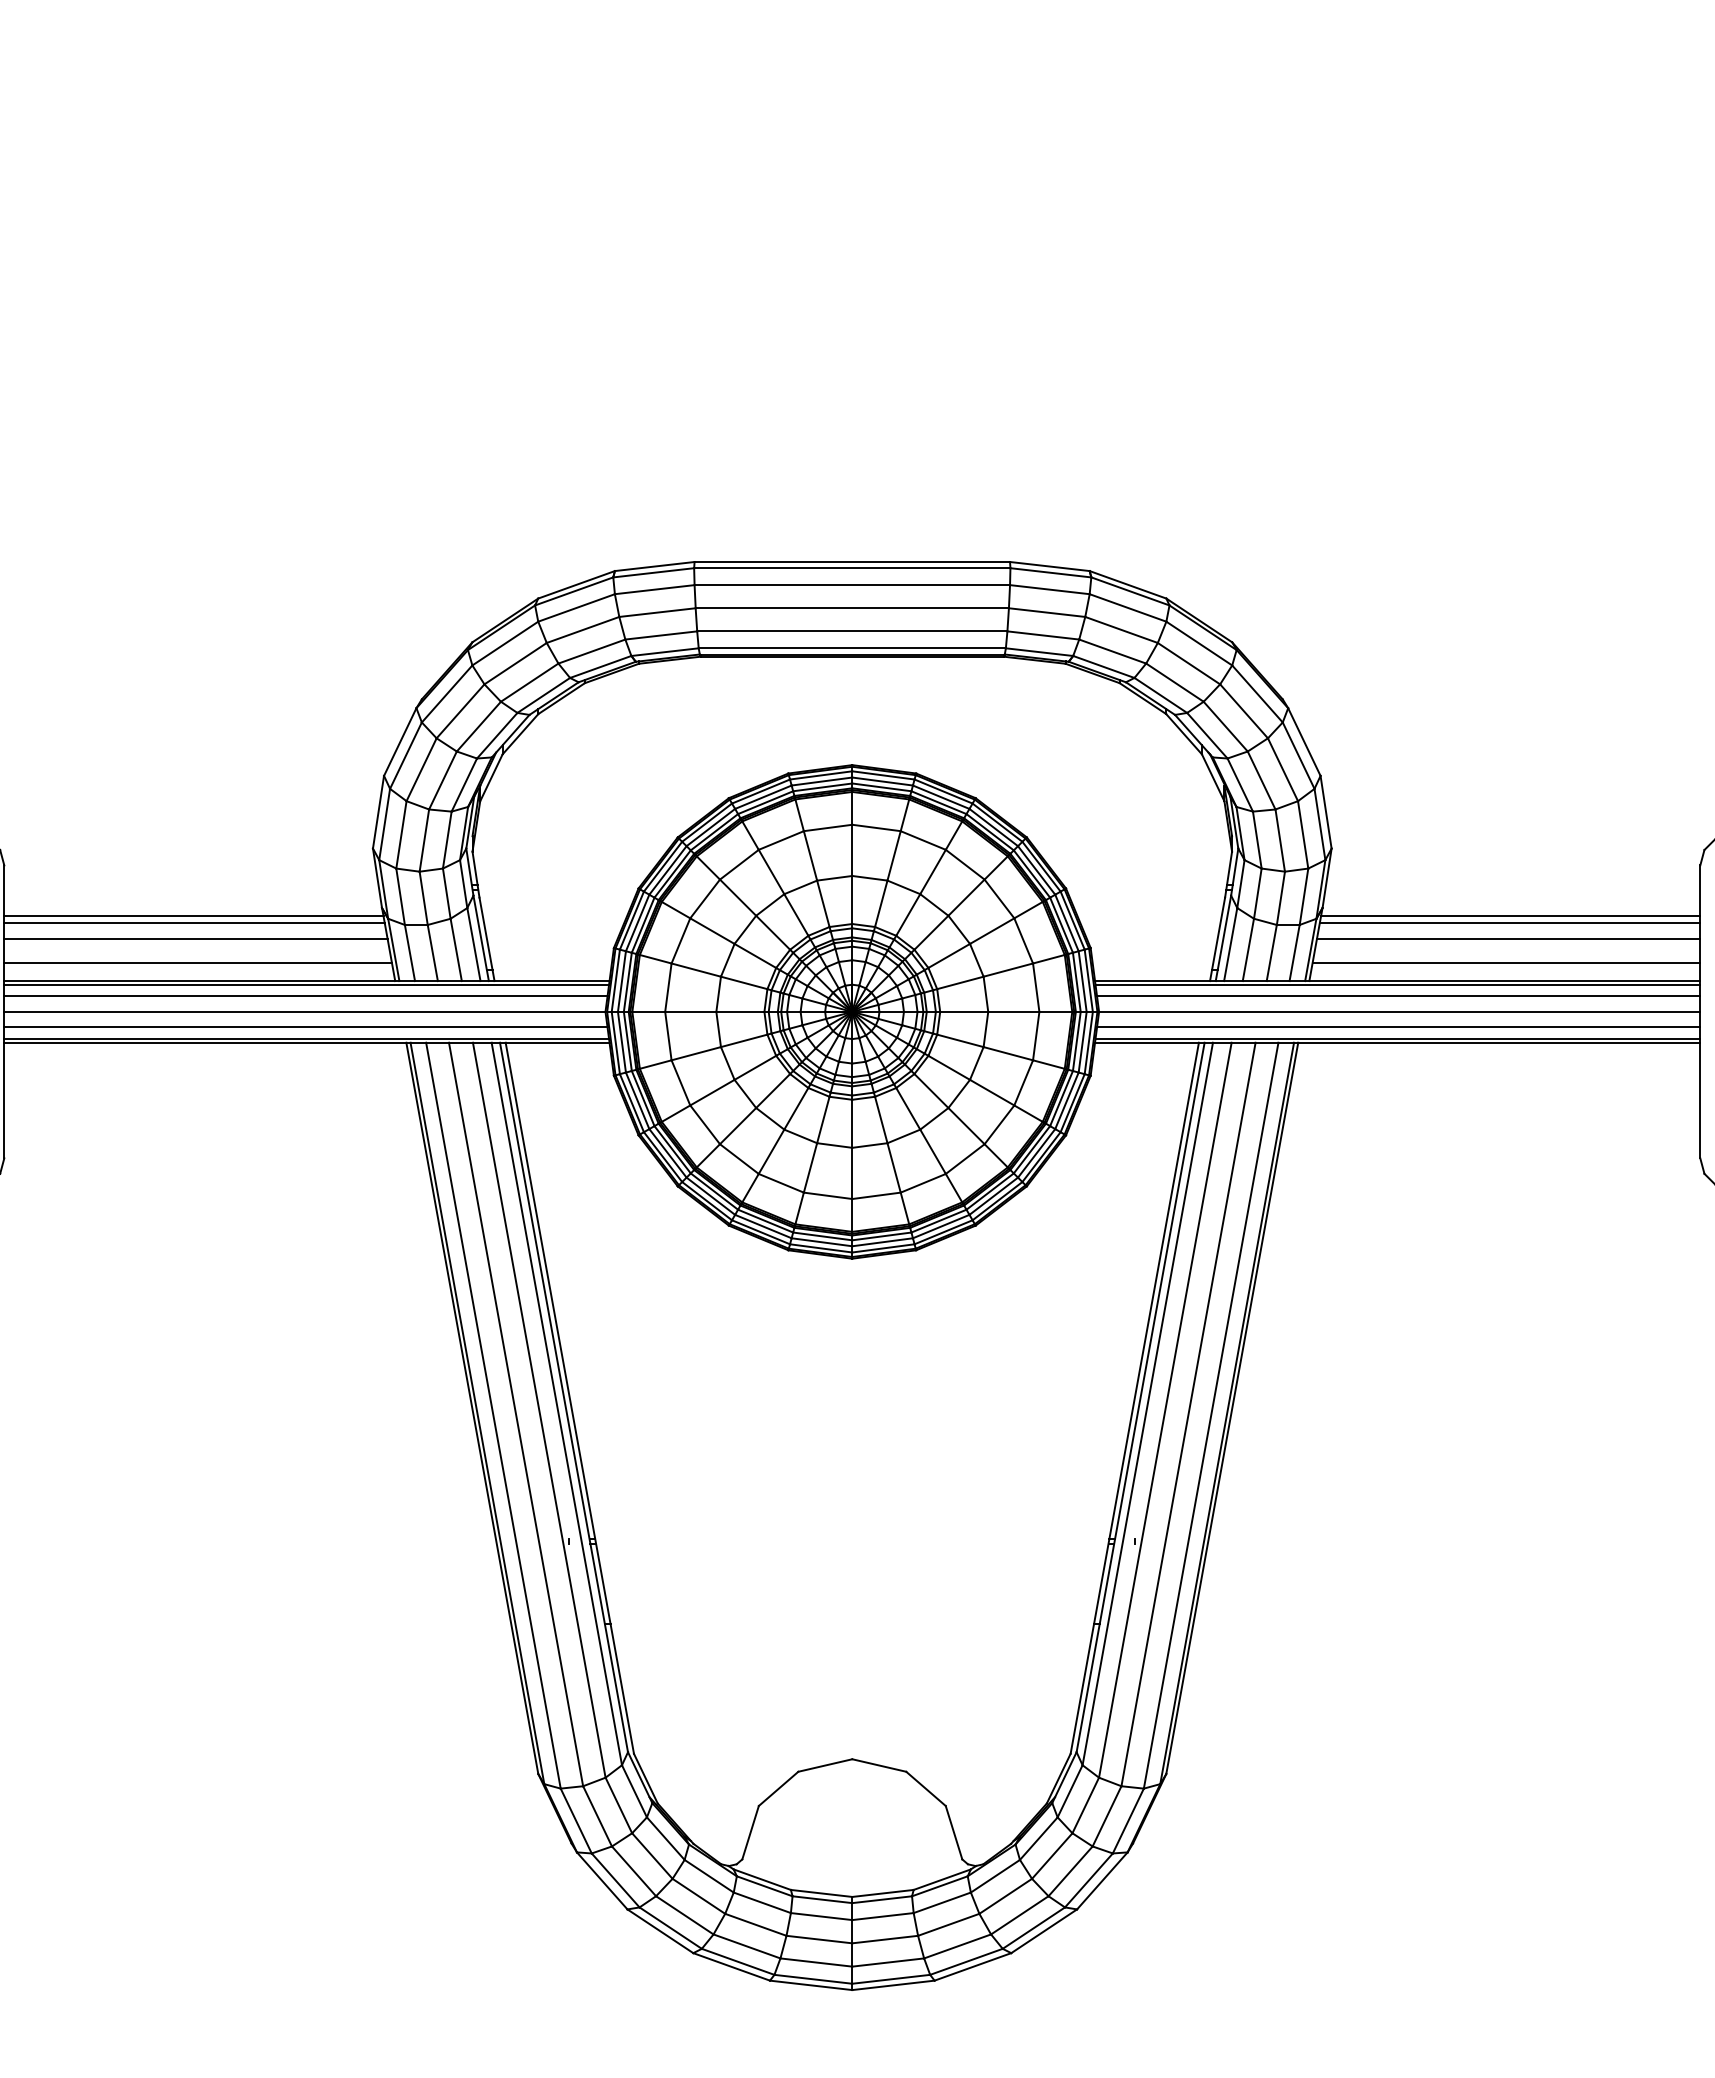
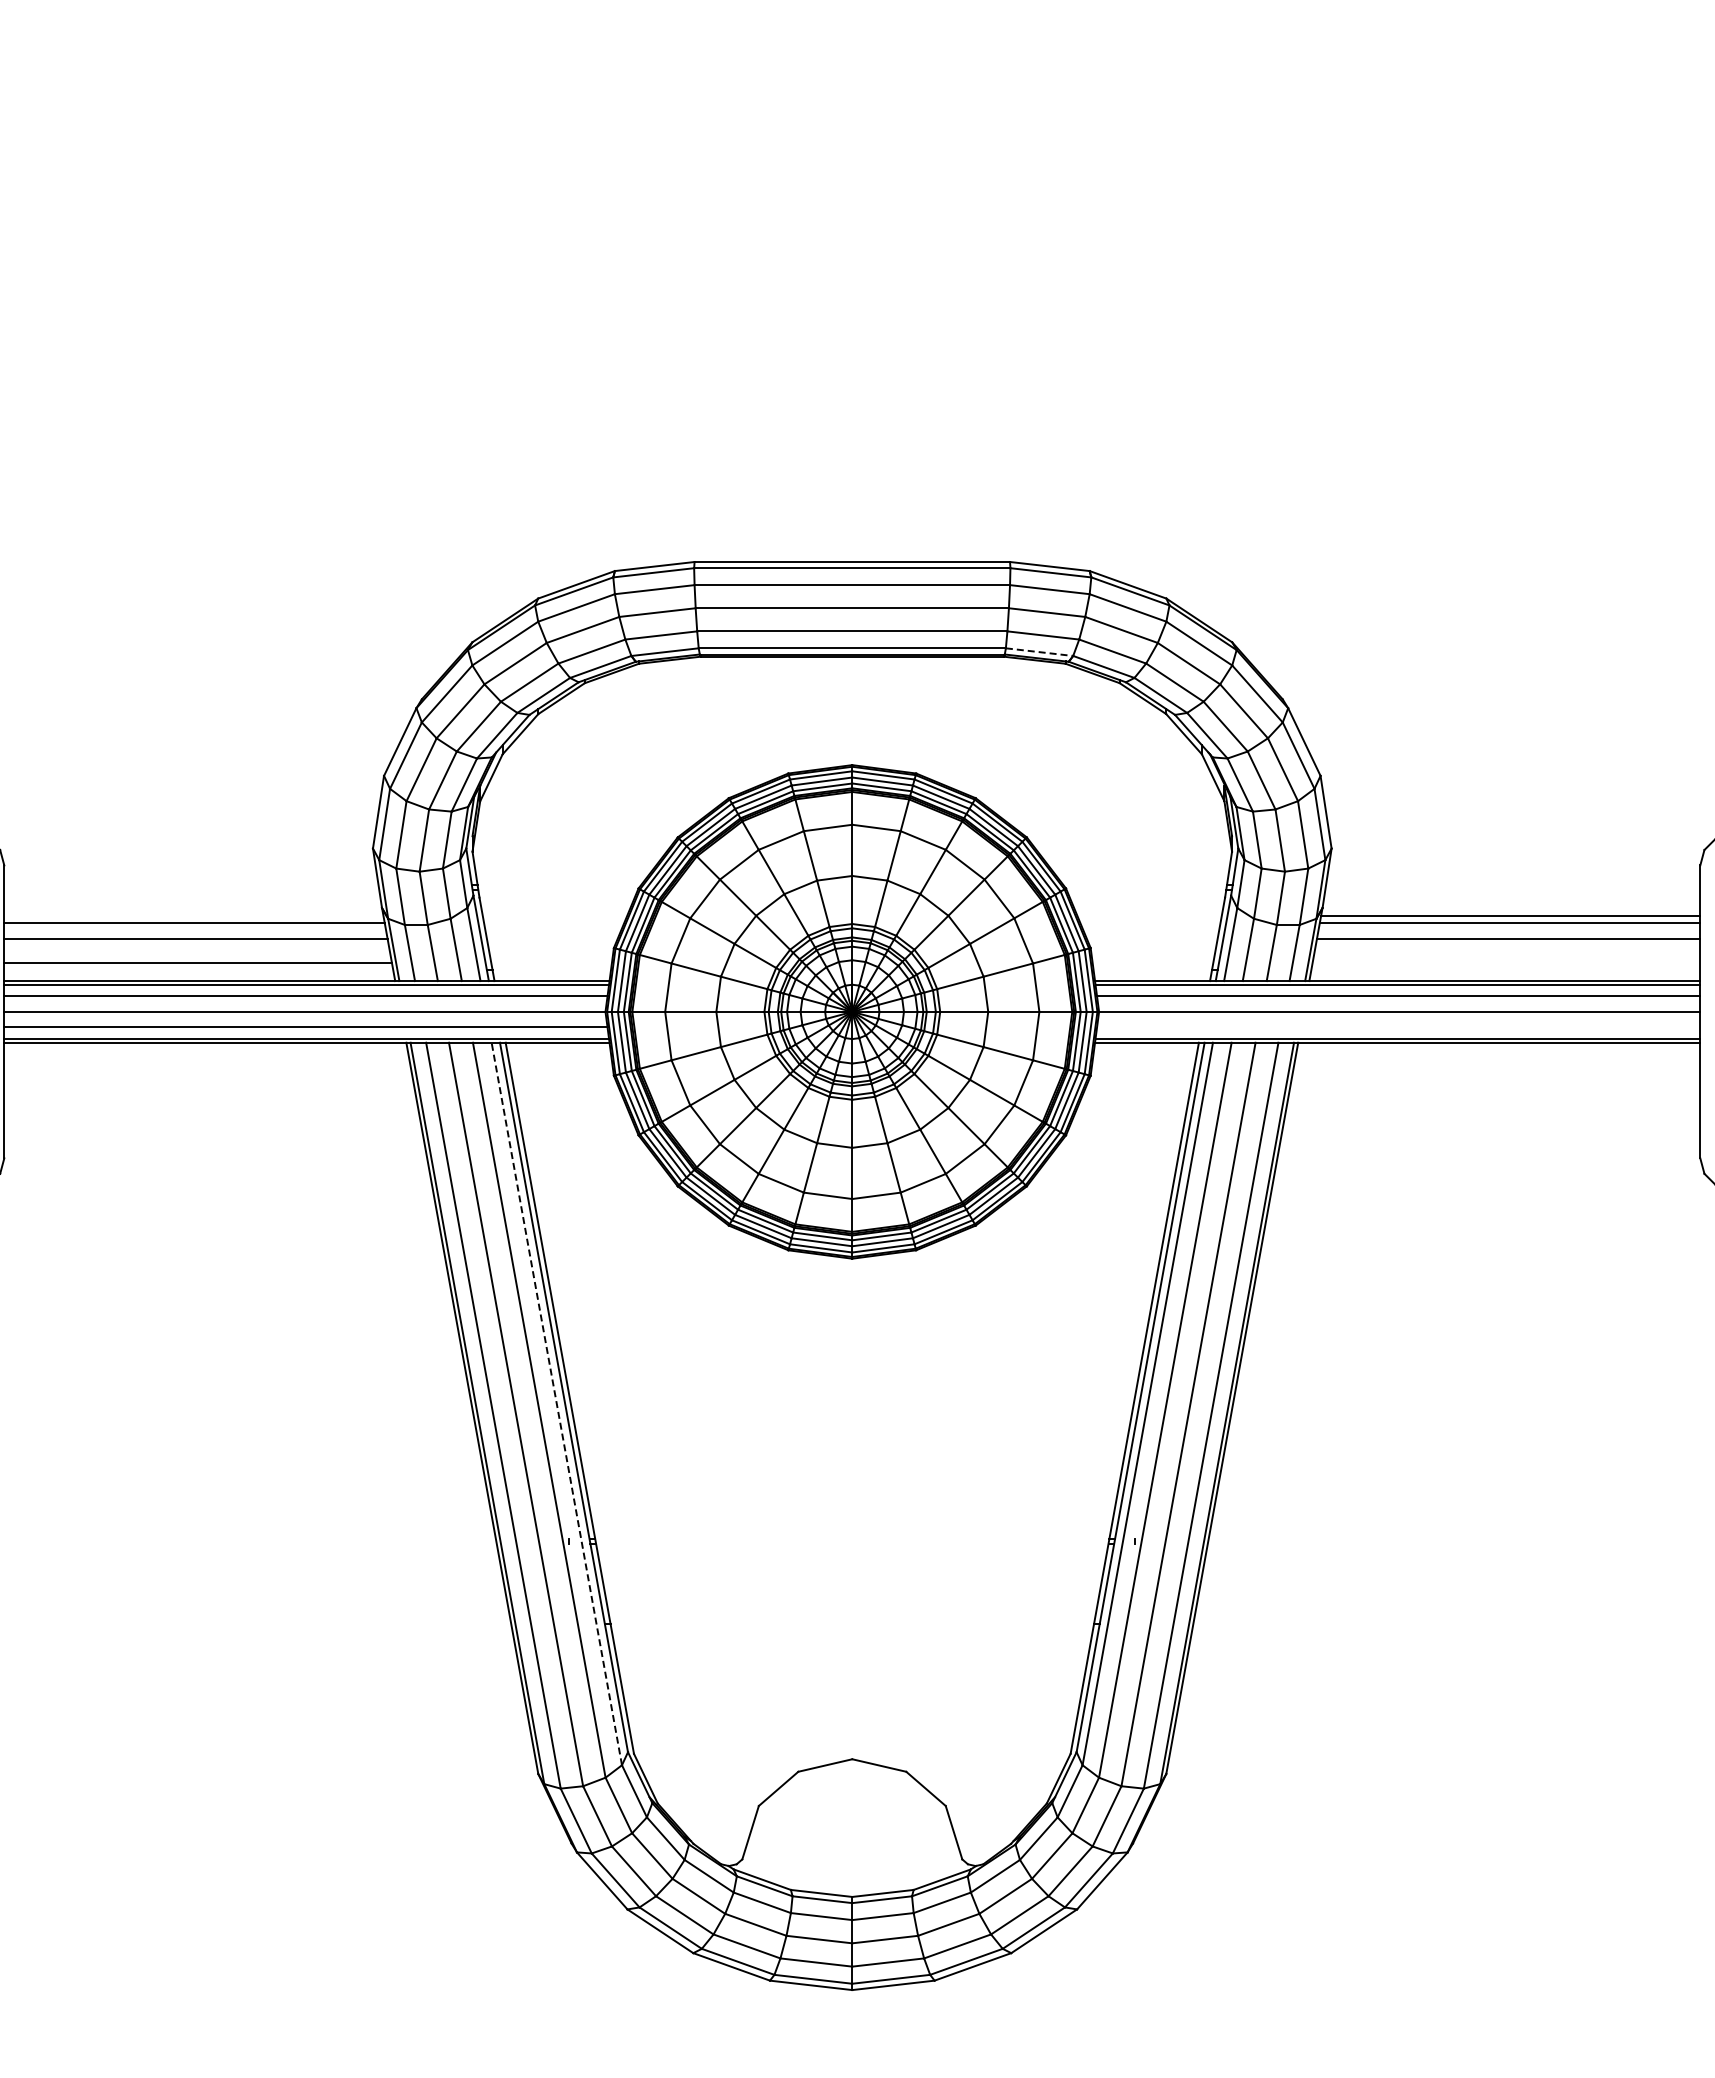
line: solid -> dashed (1039, 652)
line: present -> none (193, 916)
line: present -> none (1506, 962)
line: present -> none (1398, 1027)
line: solid -> dashed (556, 1403)
